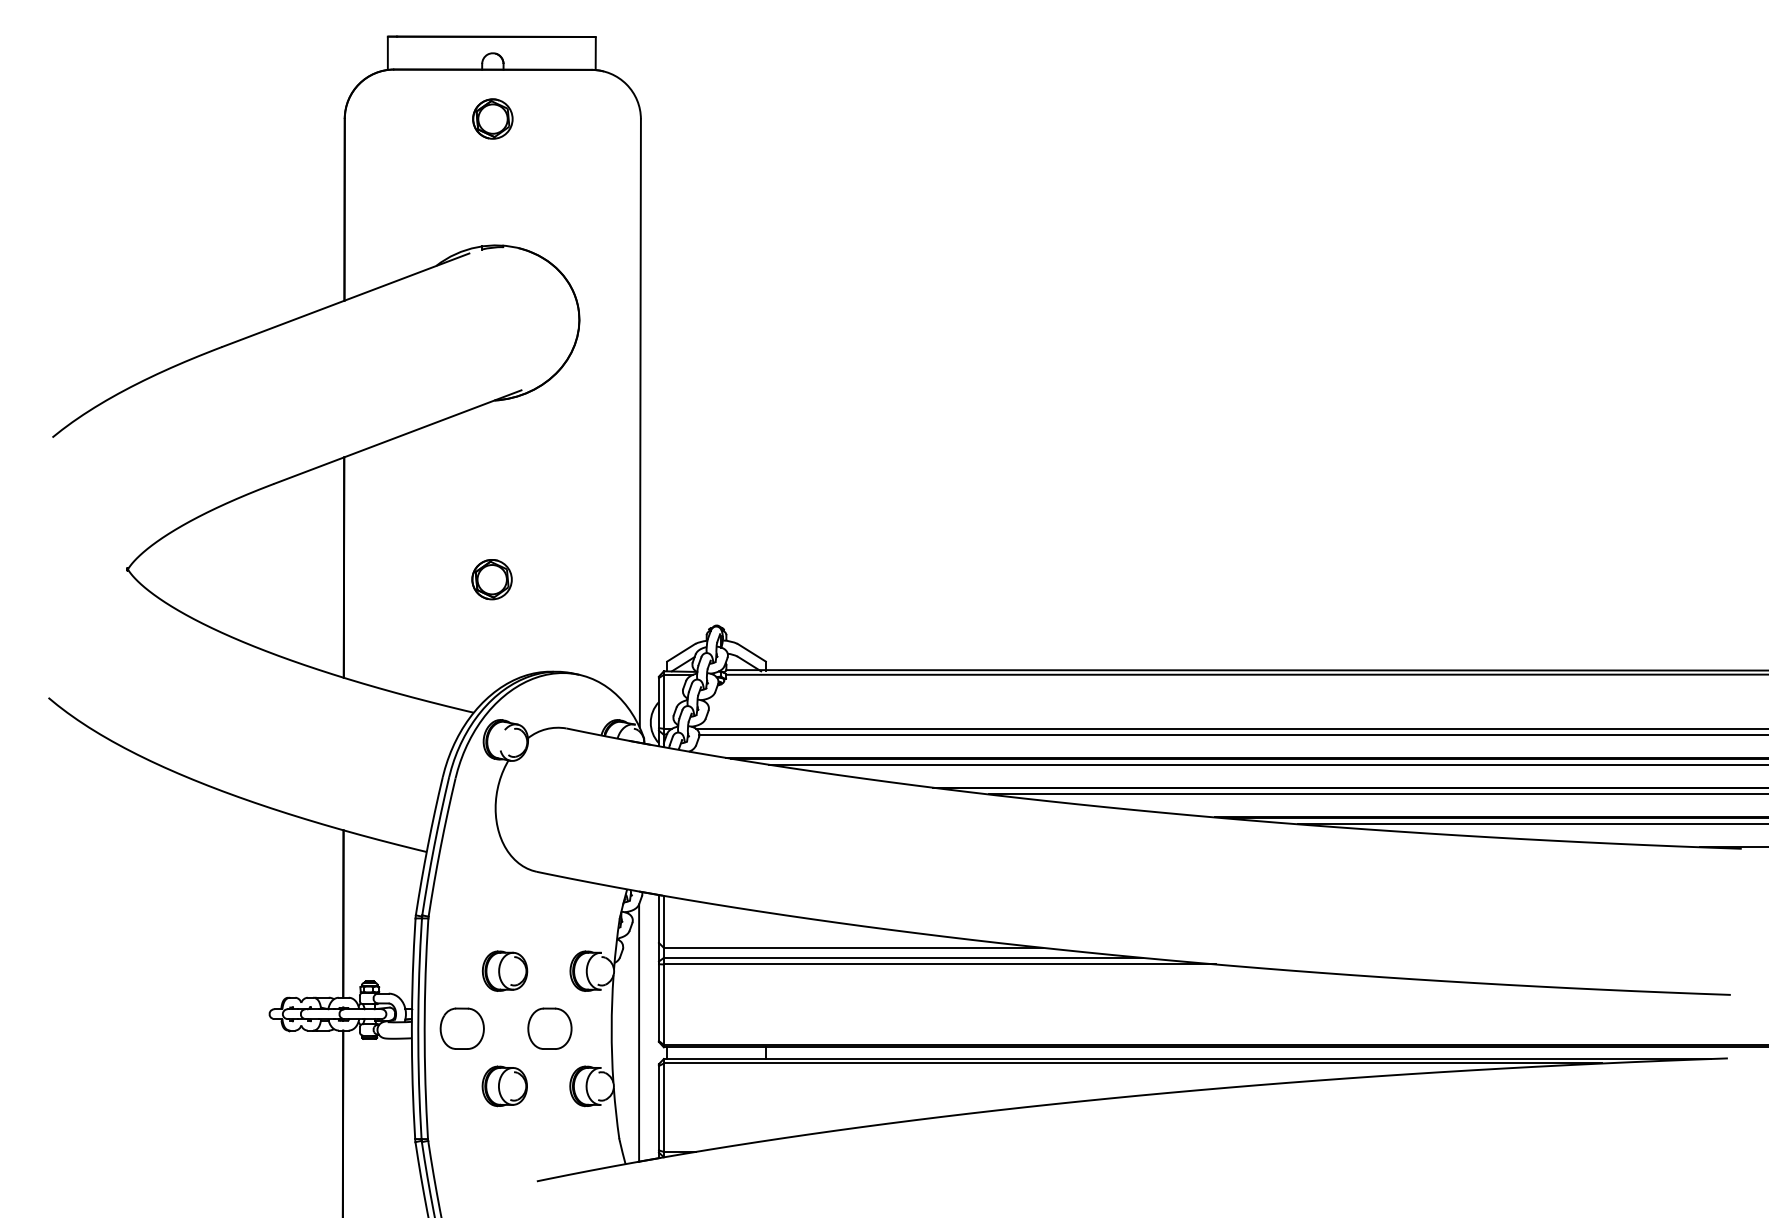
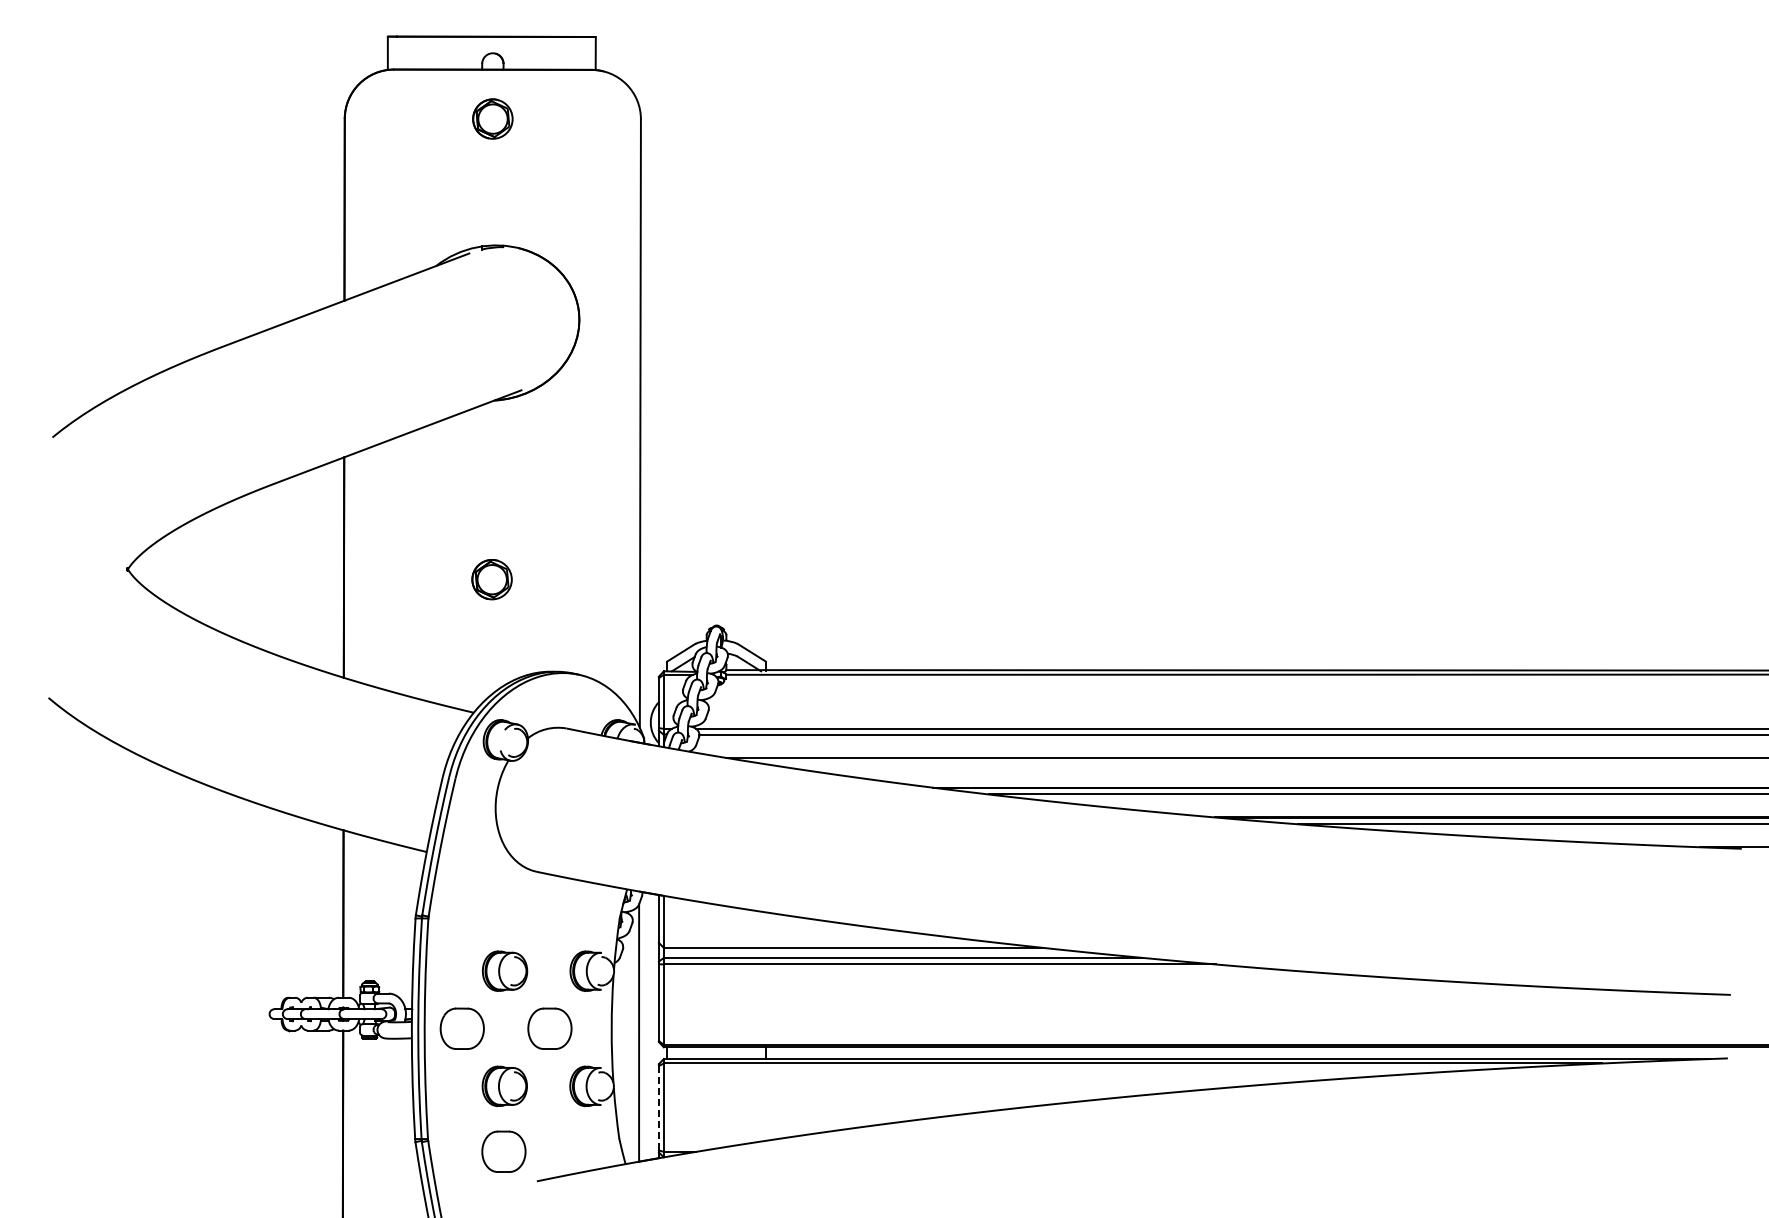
line: present -> none (1247, 758)
line: present -> none (1266, 764)
line: solid -> dashed (658, 1107)
part: none -> present (503, 1151)
